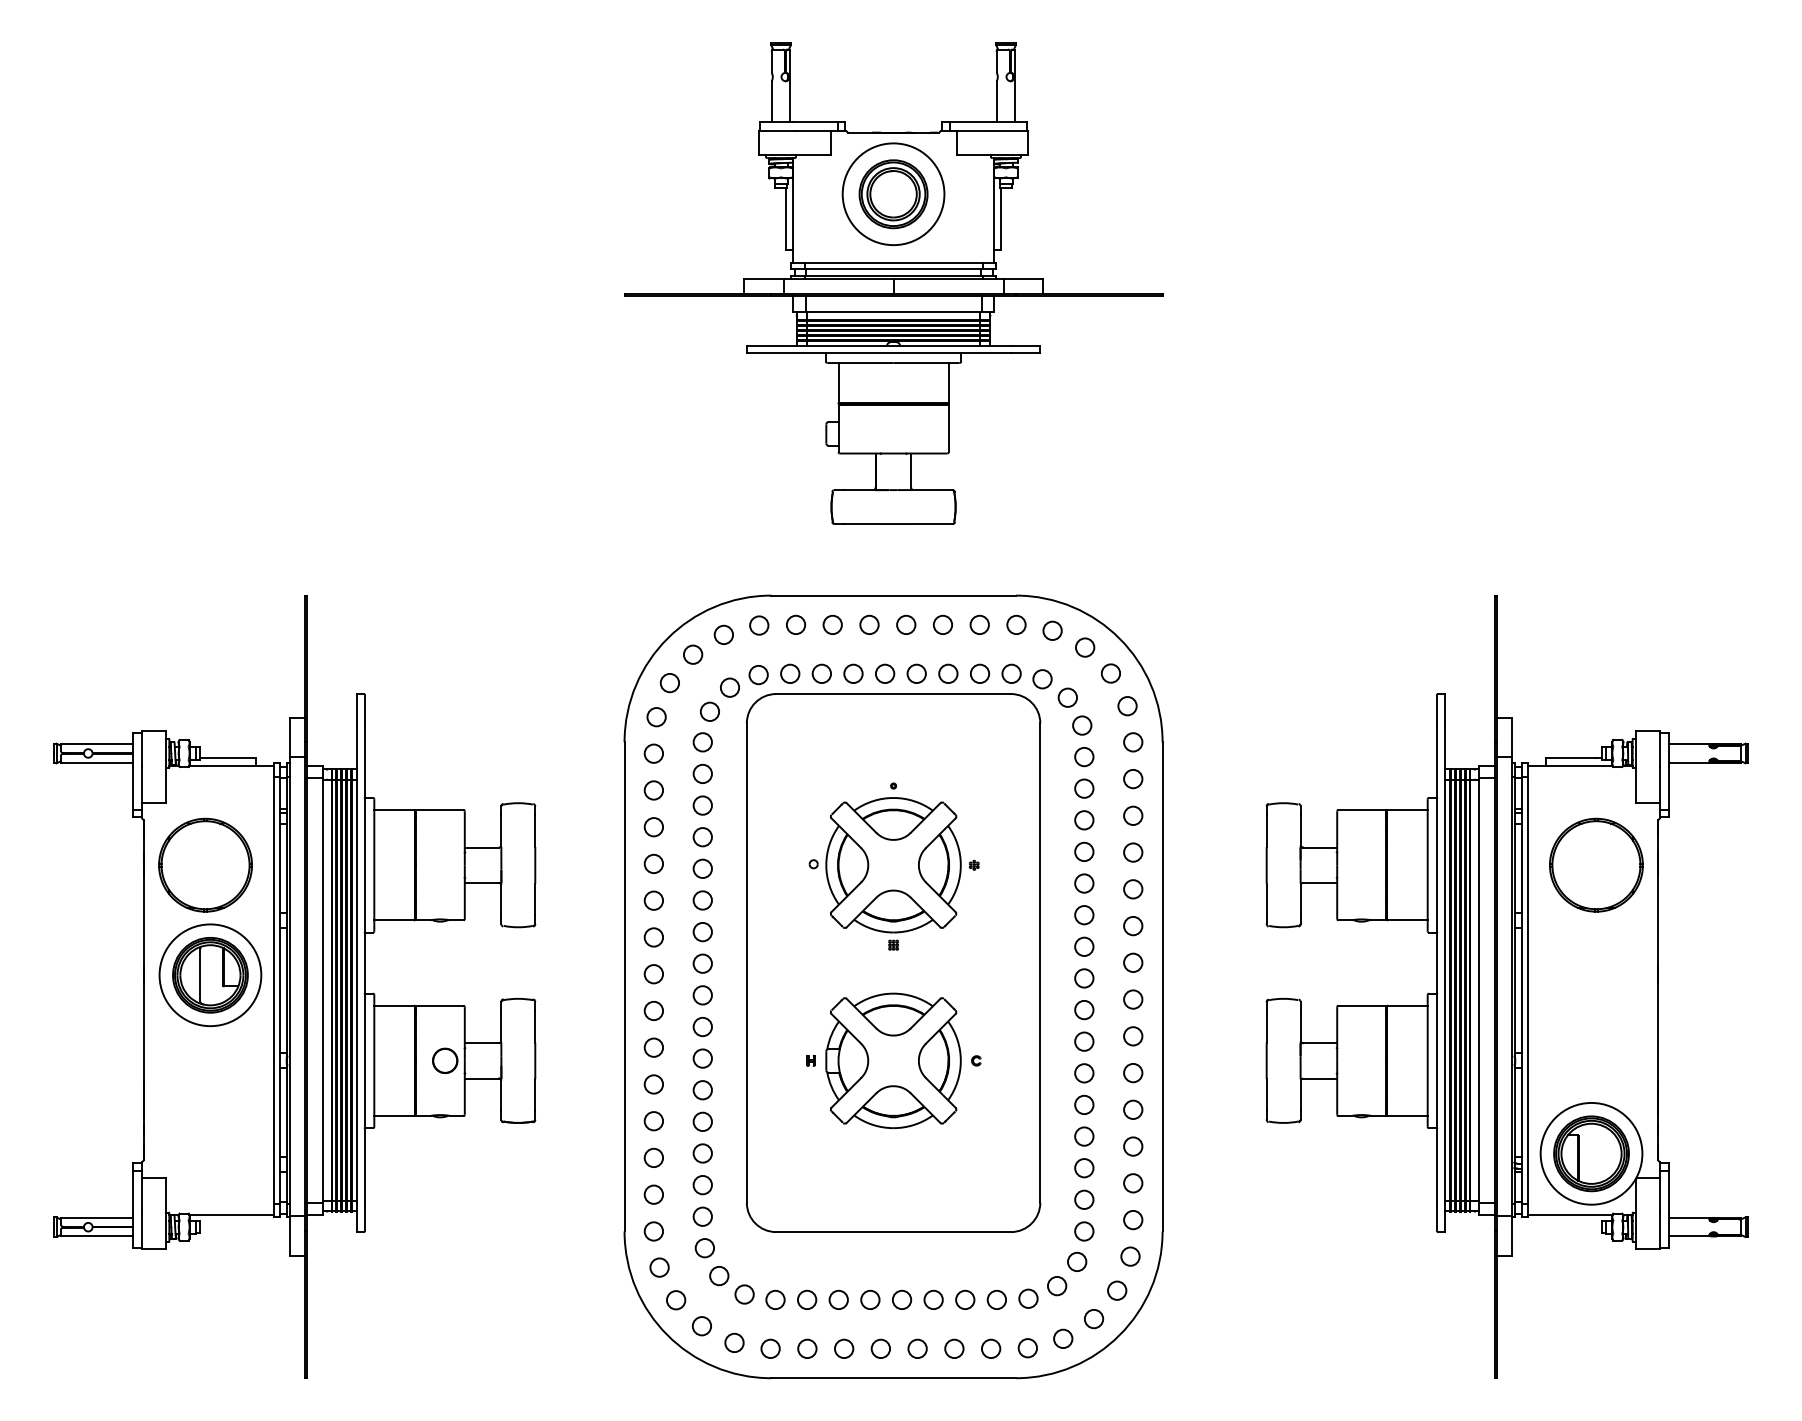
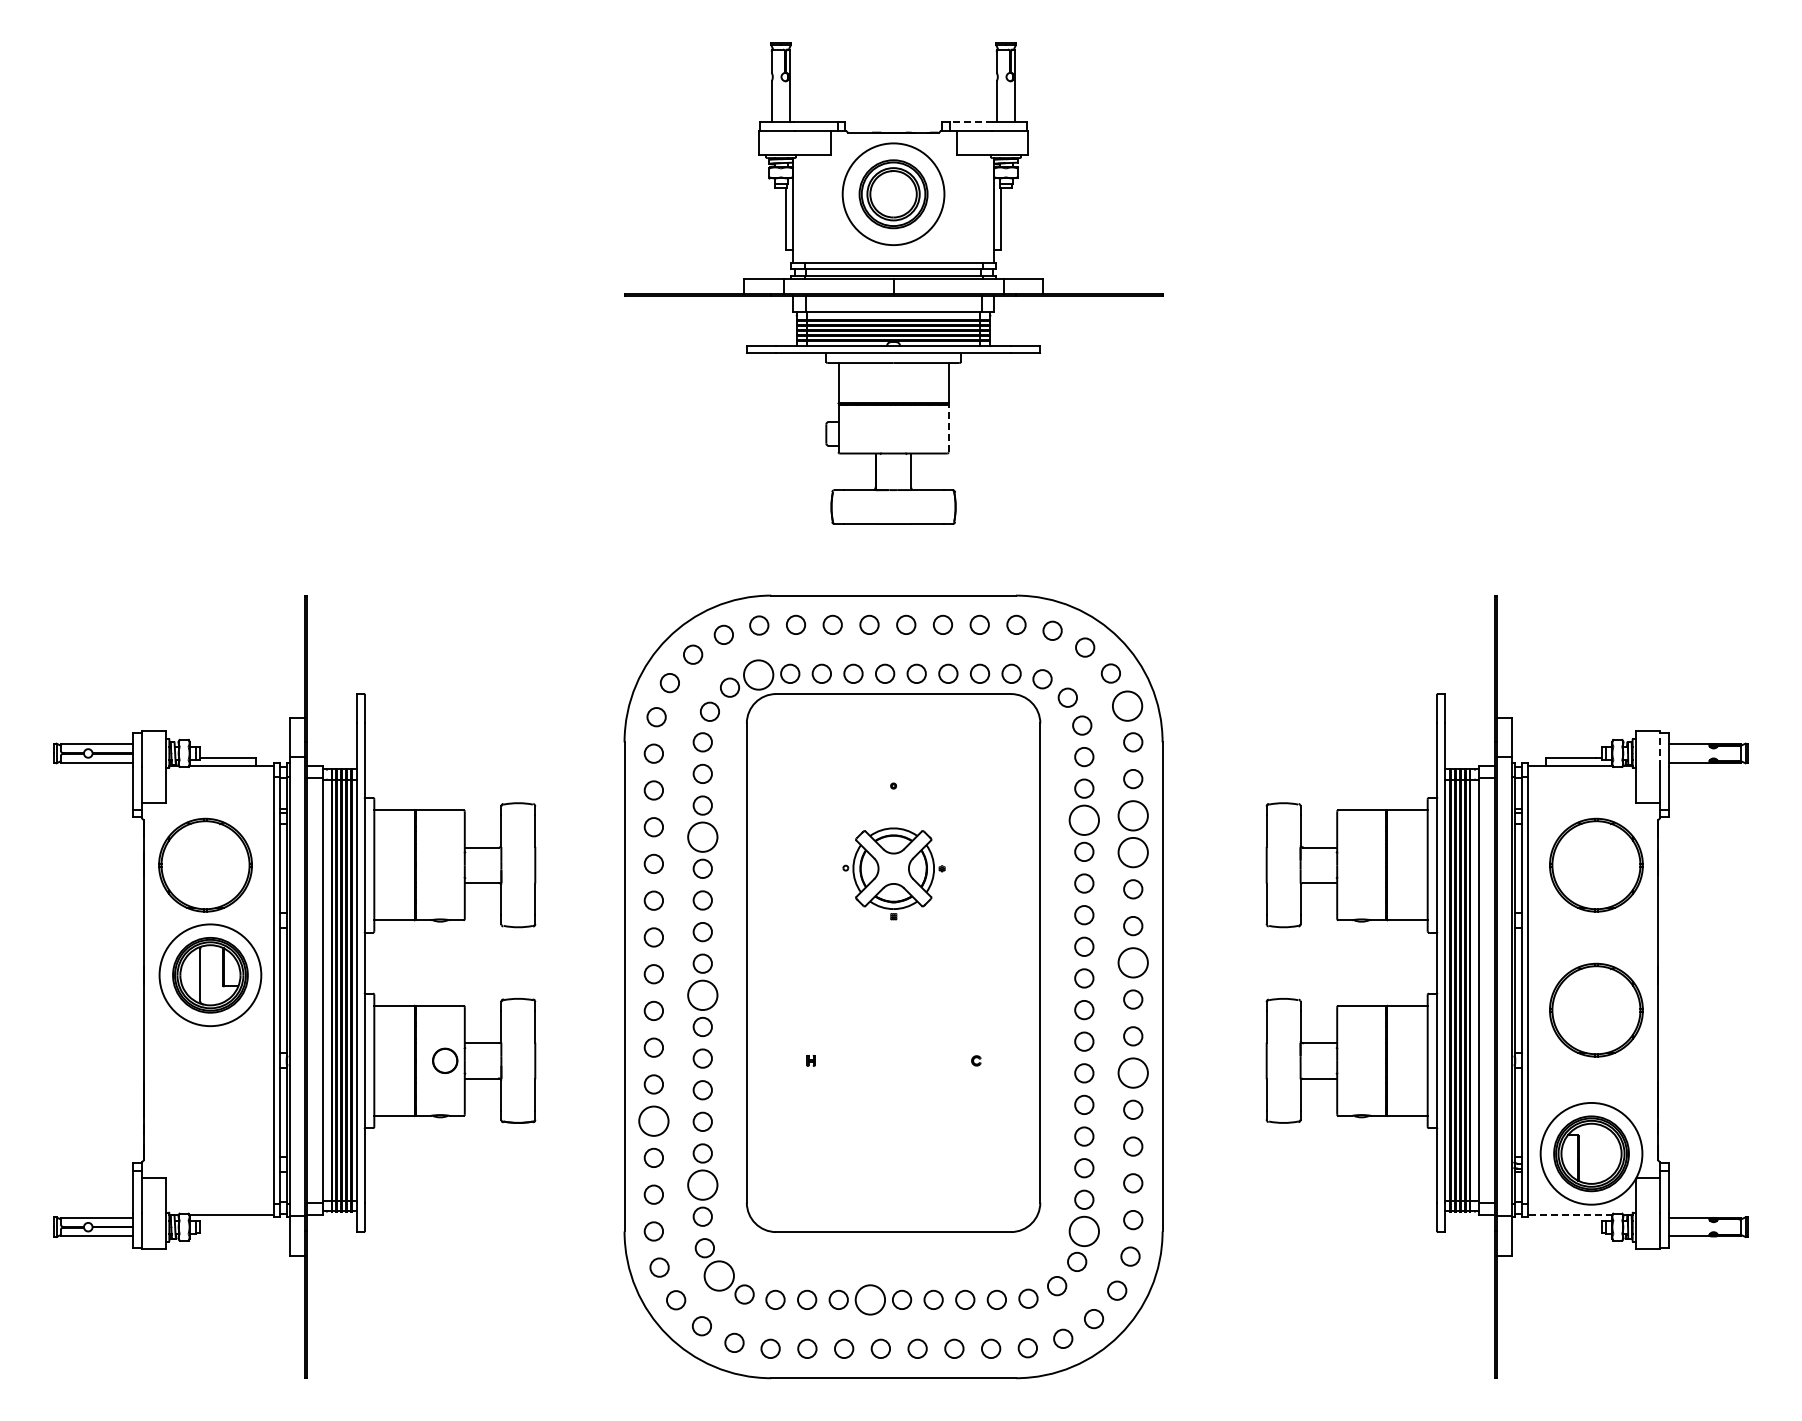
line: solid -> dashed (971, 122)
line: solid -> dashed (948, 428)
circle diameter: 18 px -> 29 px (758, 674)
circle diameter: 18 px -> 29 px (1127, 705)
line: solid -> dashed (1660, 748)
circle diameter: 18 px -> 29 px (1132, 815)
circle diameter: 18 px -> 29 px (1084, 819)
circle diameter: 18 px -> 29 px (702, 836)
circle diameter: 18 px -> 29 px (1132, 852)
part size: 172x154 px -> 104x94 px (893, 873)
circle diameter: 18 px -> 29 px (1132, 962)
circle diameter: 18 px -> 29 px (702, 995)
part: none -> present (1596, 1009)
part: present -> none (893, 1060)
circle diameter: 18 px -> 29 px (1132, 1072)
circle diameter: 18 px -> 29 px (653, 1120)
circle diameter: 18 px -> 29 px (702, 1184)
line: solid -> dashed (1569, 1214)
circle diameter: 18 px -> 29 px (1084, 1231)
circle diameter: 18 px -> 29 px (718, 1275)
circle diameter: 18 px -> 29 px (870, 1299)
